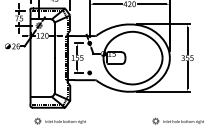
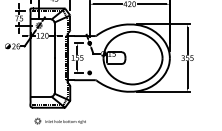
part: present -> none (177, 120)
